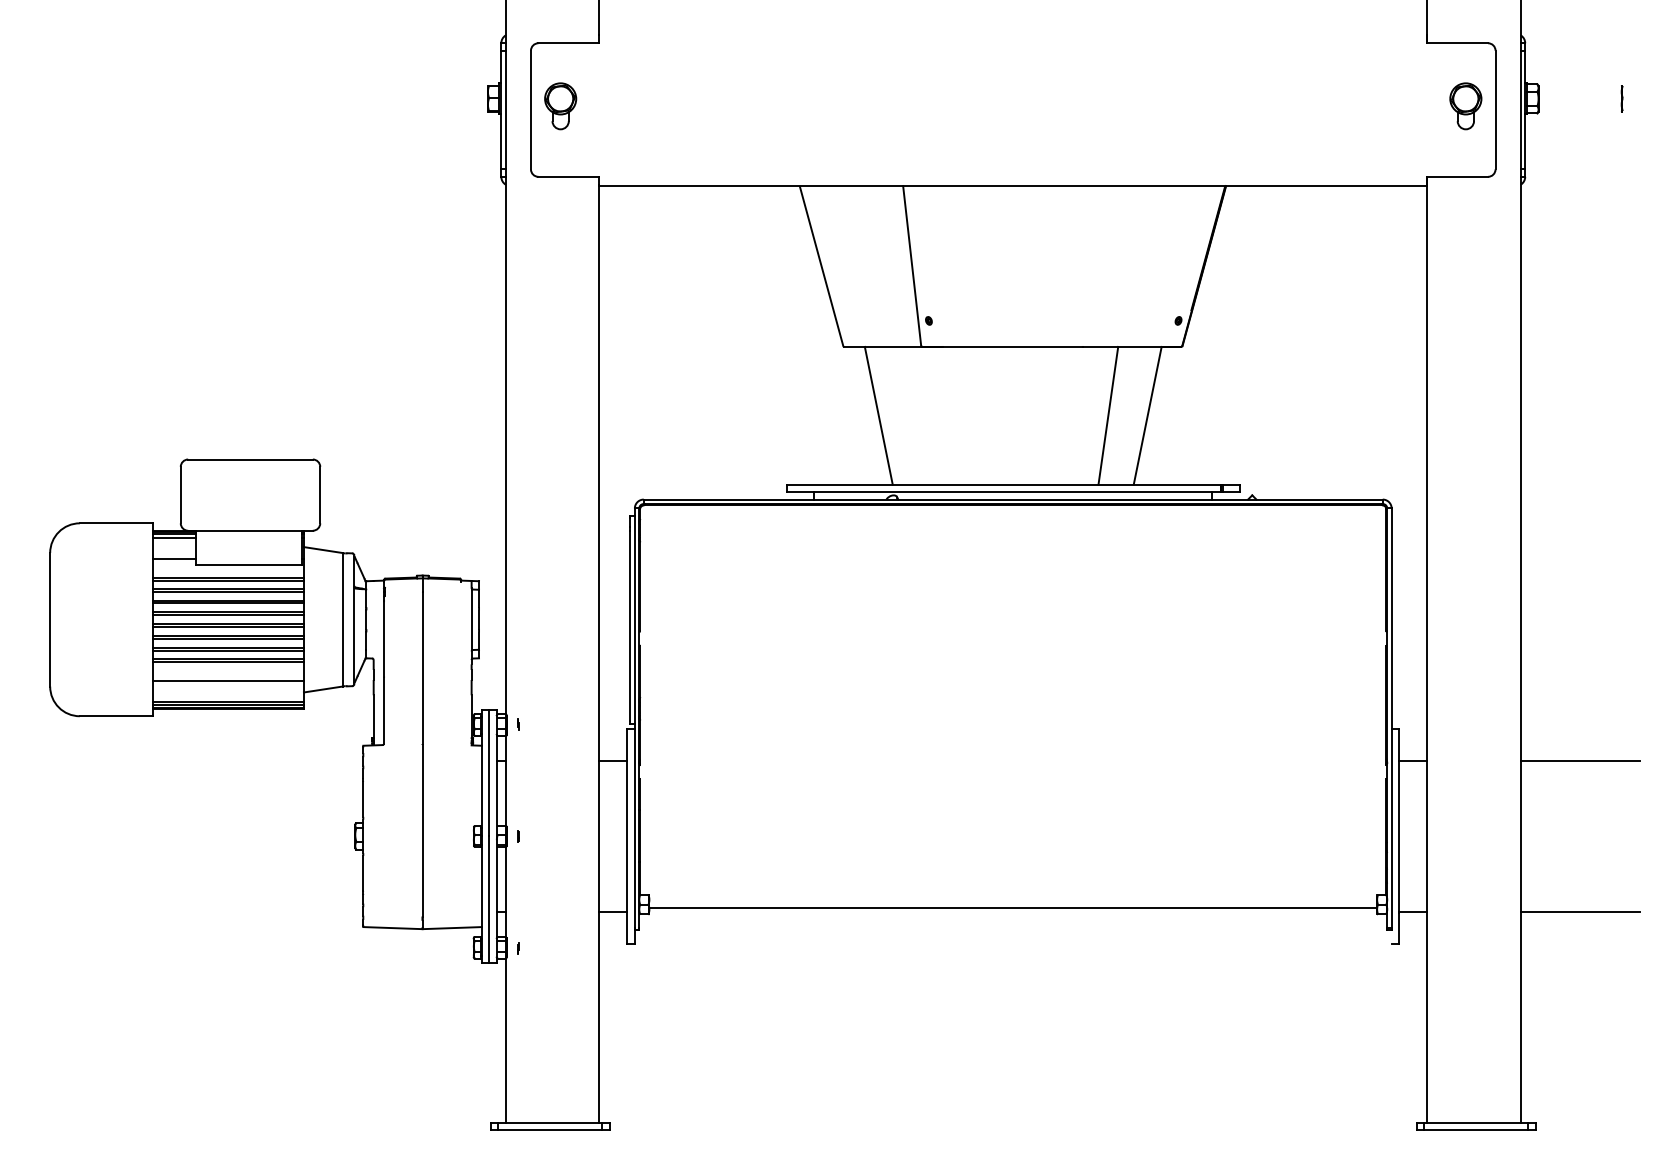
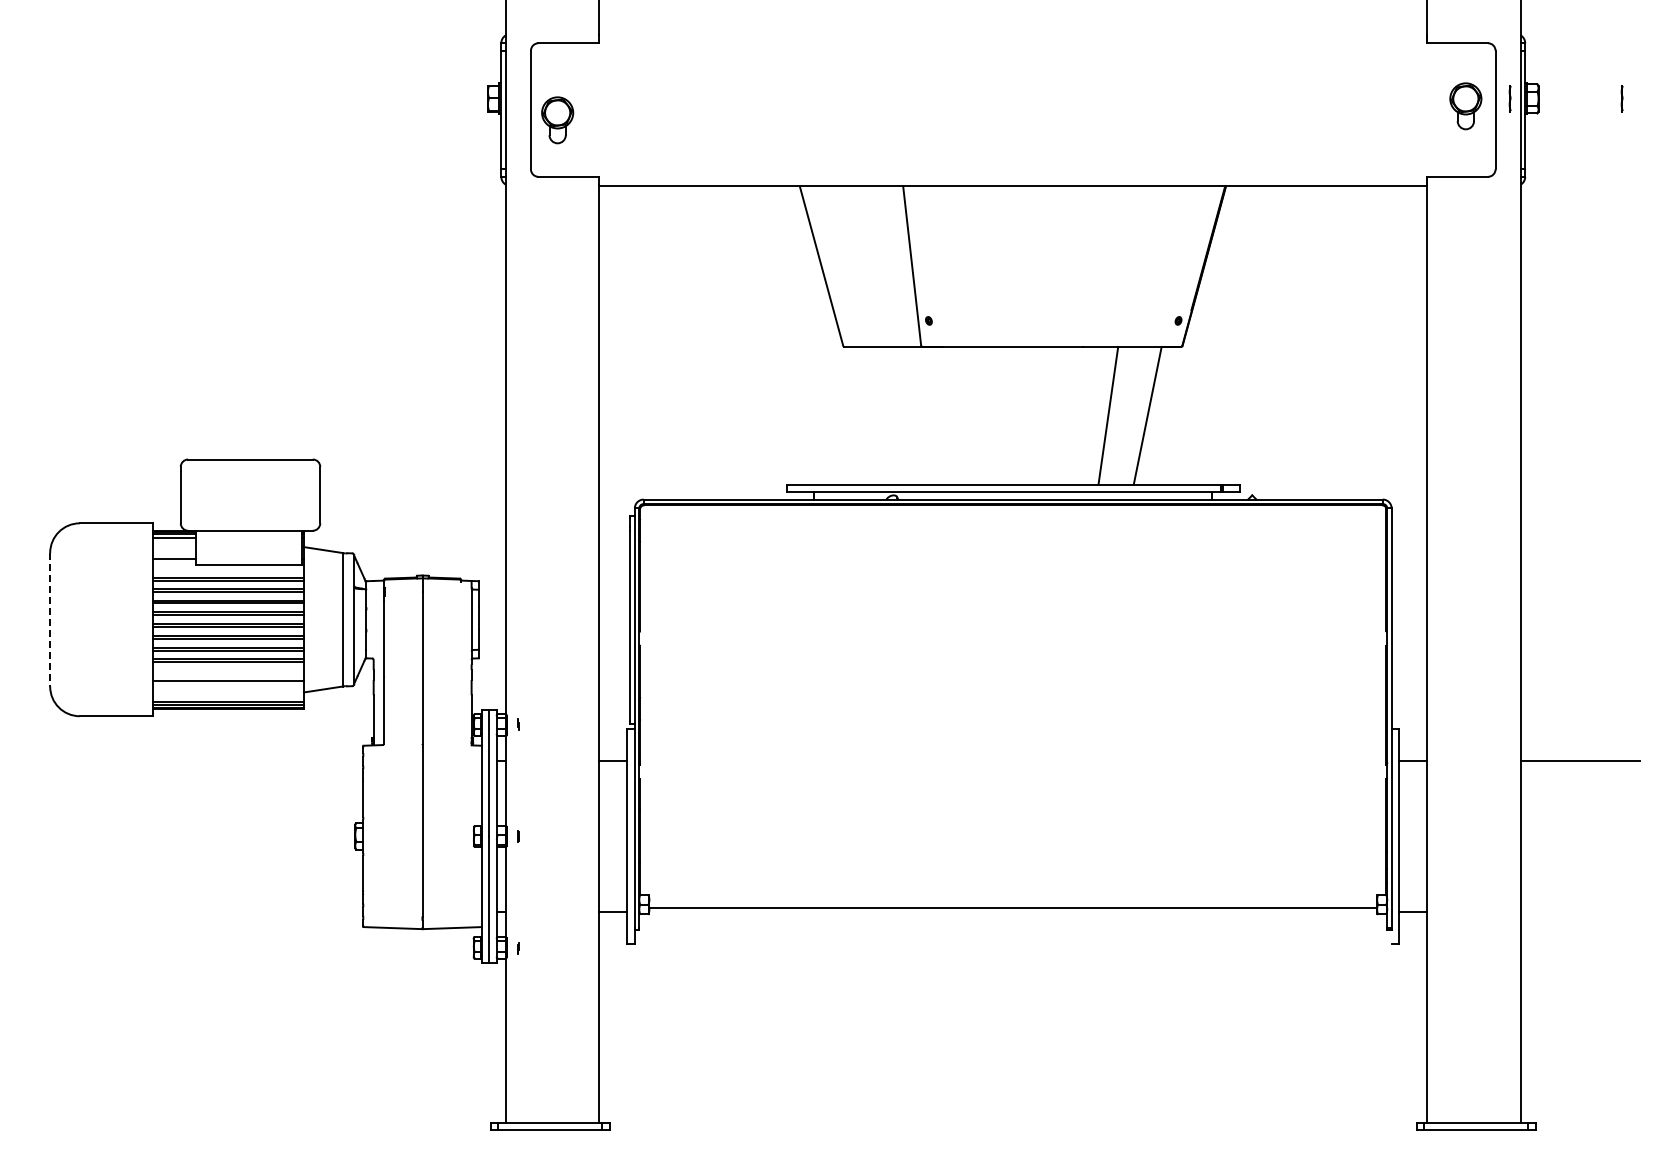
line: none -> present (1509, 98)
part position: (560, 106) -> (557, 120) (557, 120)
line: present -> none (878, 415)
line: solid -> dashed (50, 619)
line: present -> none (1579, 911)
